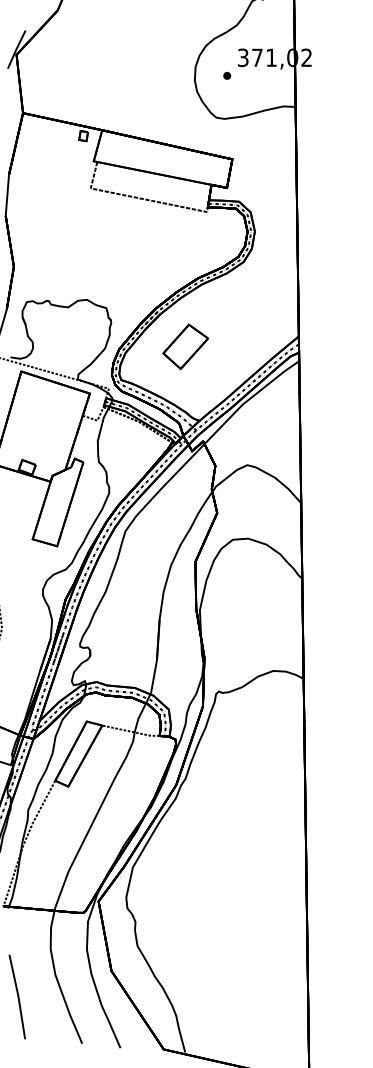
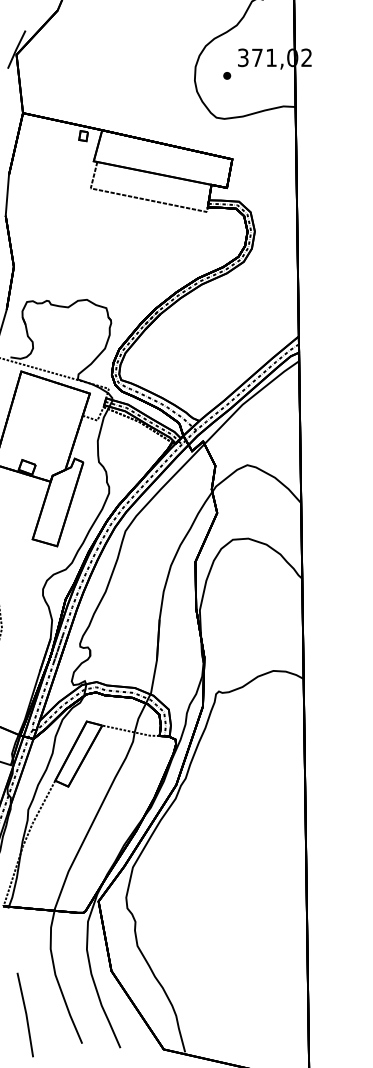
part: present -> none (185, 346)
line position: (17, 996) -> (25, 1014) (25, 1014)
